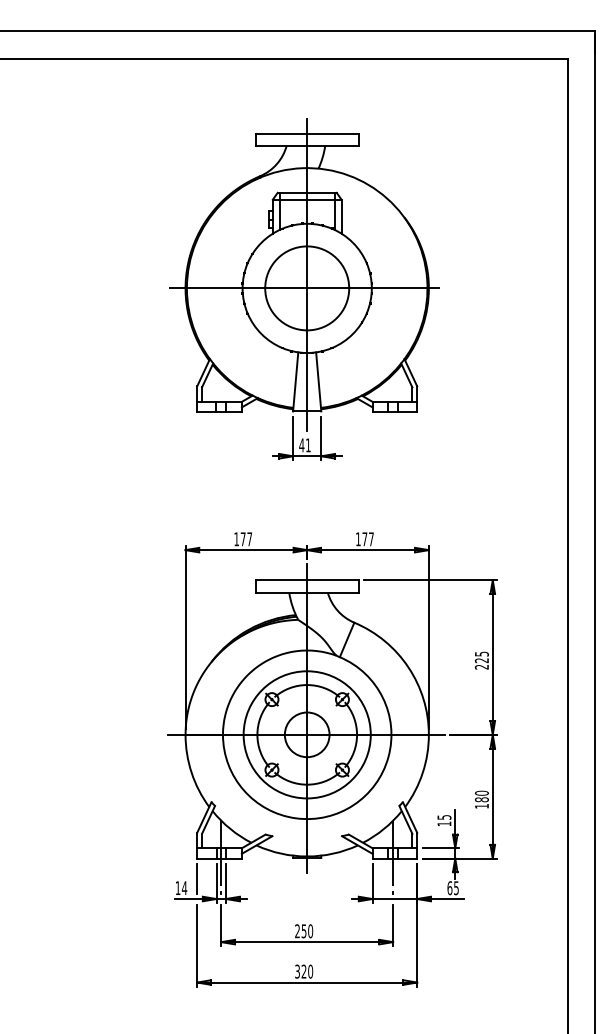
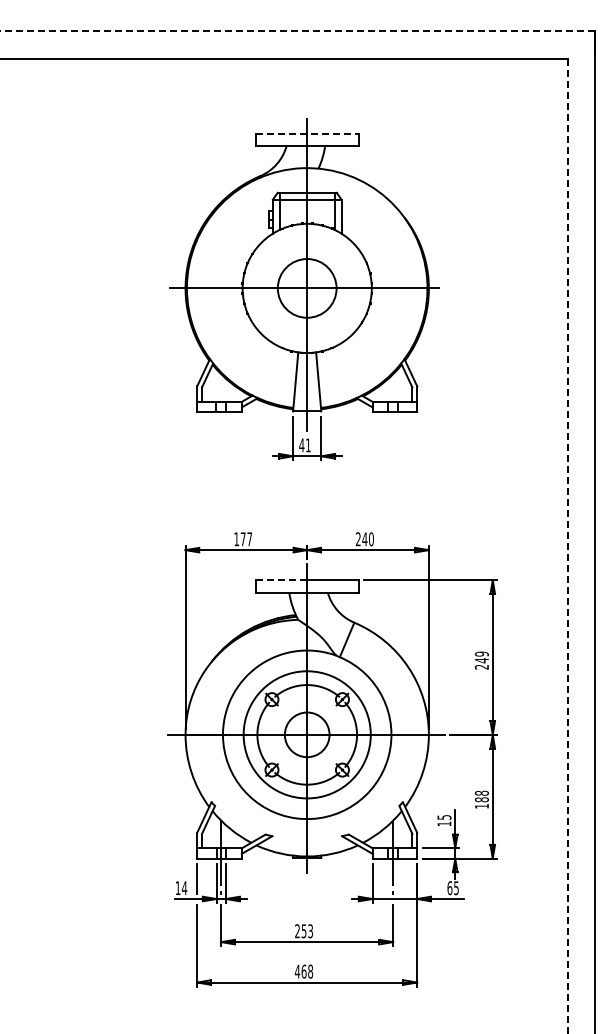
line: solid -> dashed (297, 31)
line: solid -> dashed (307, 133)
circle diameter: 84 px -> 59 px (306, 288)
text: 177 -> 240 (364, 539)
line: solid -> dashed (567, 546)
line: solid -> dashed (281, 580)
text: 225 -> 249 (481, 657)
text: 180 -> 188 (481, 792)
text: 250 -> 253 (310, 931)
text: 320 -> 468 (303, 971)
